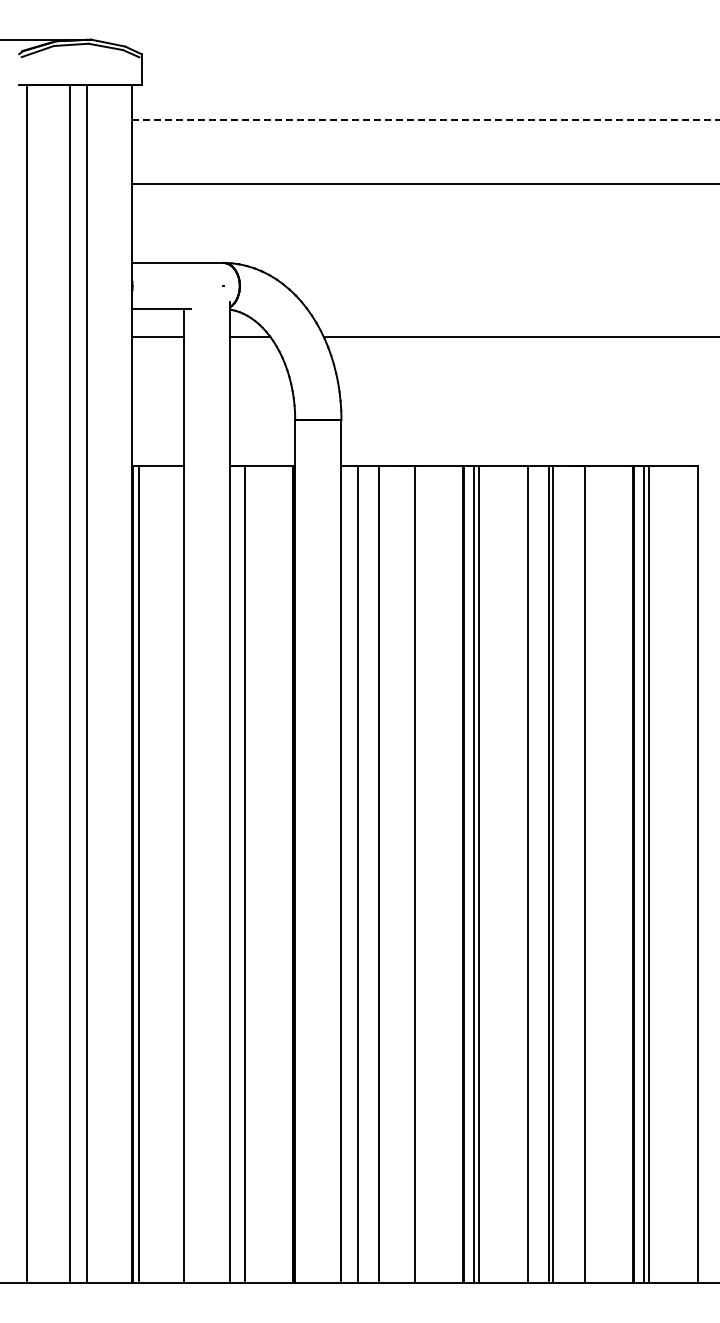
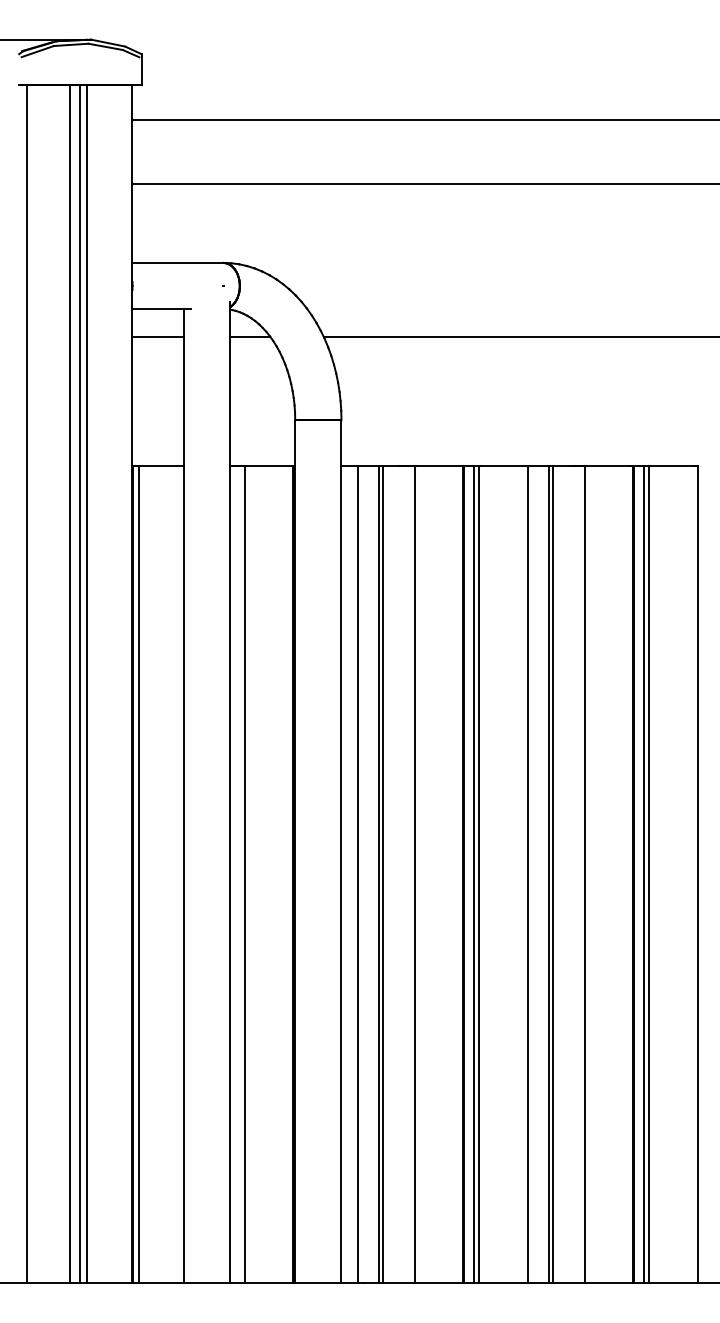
line: dashed -> solid (425, 119)
line: none -> present (79, 684)
line: none -> present (382, 874)
